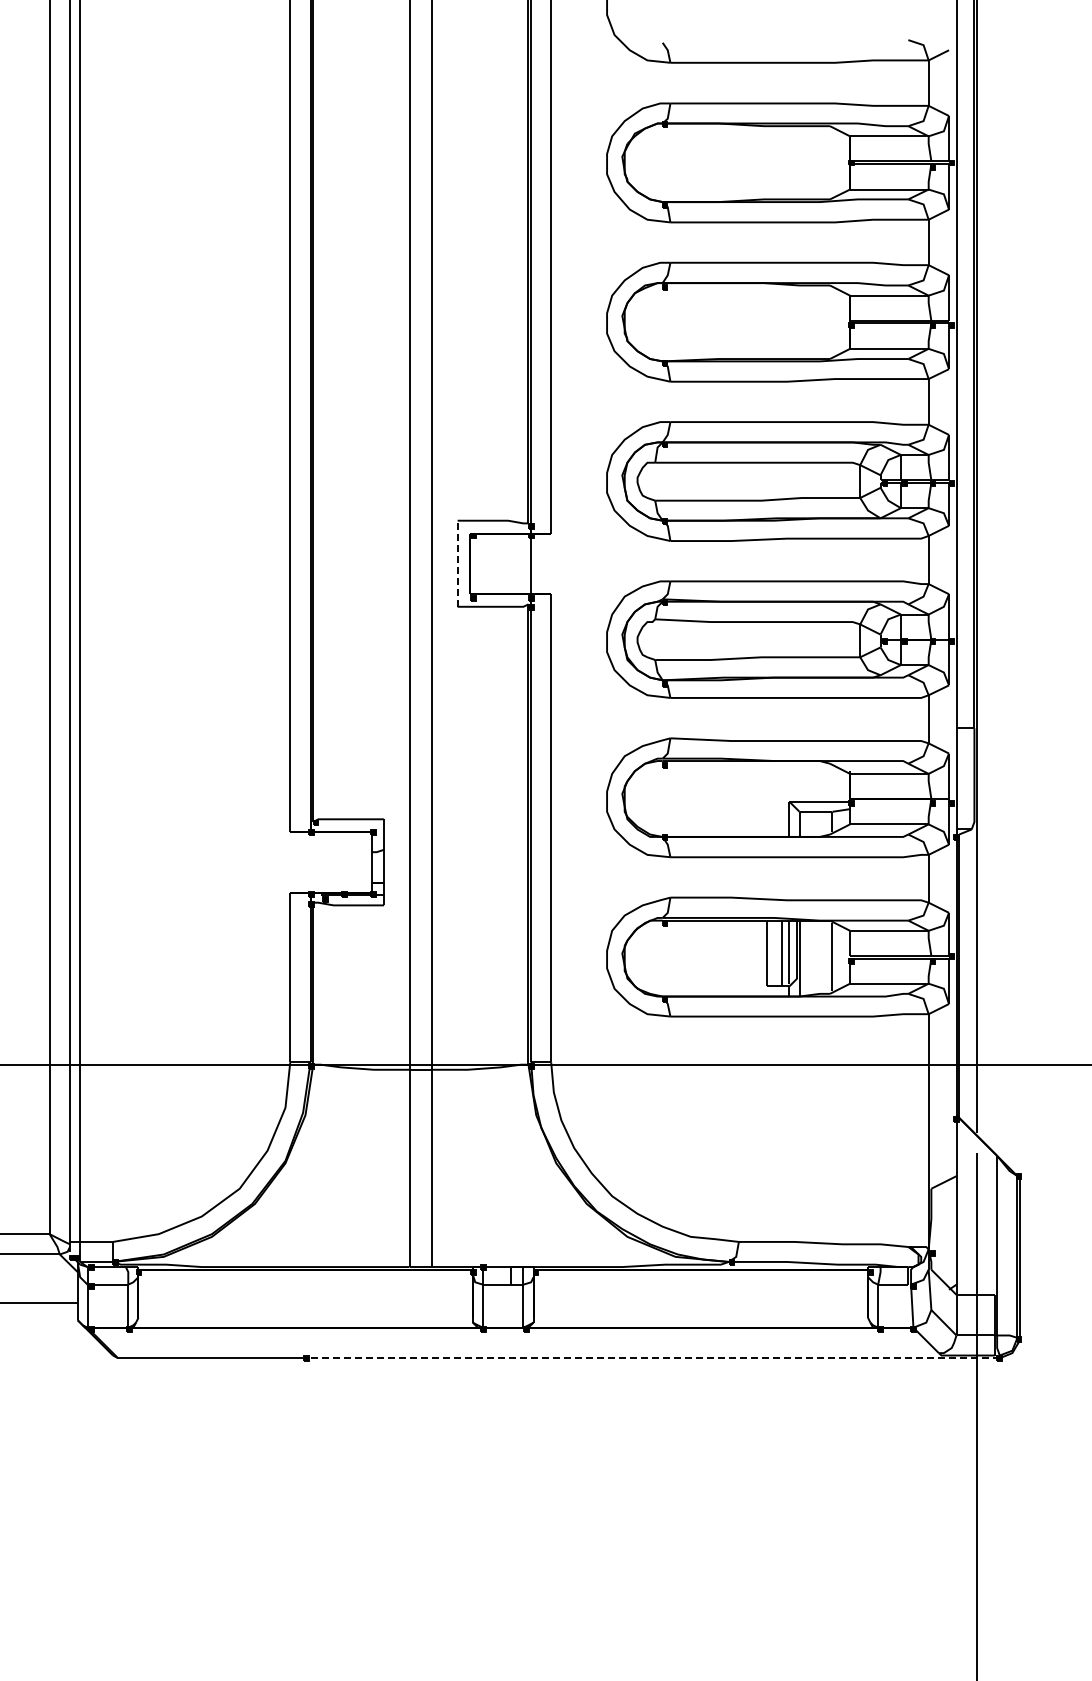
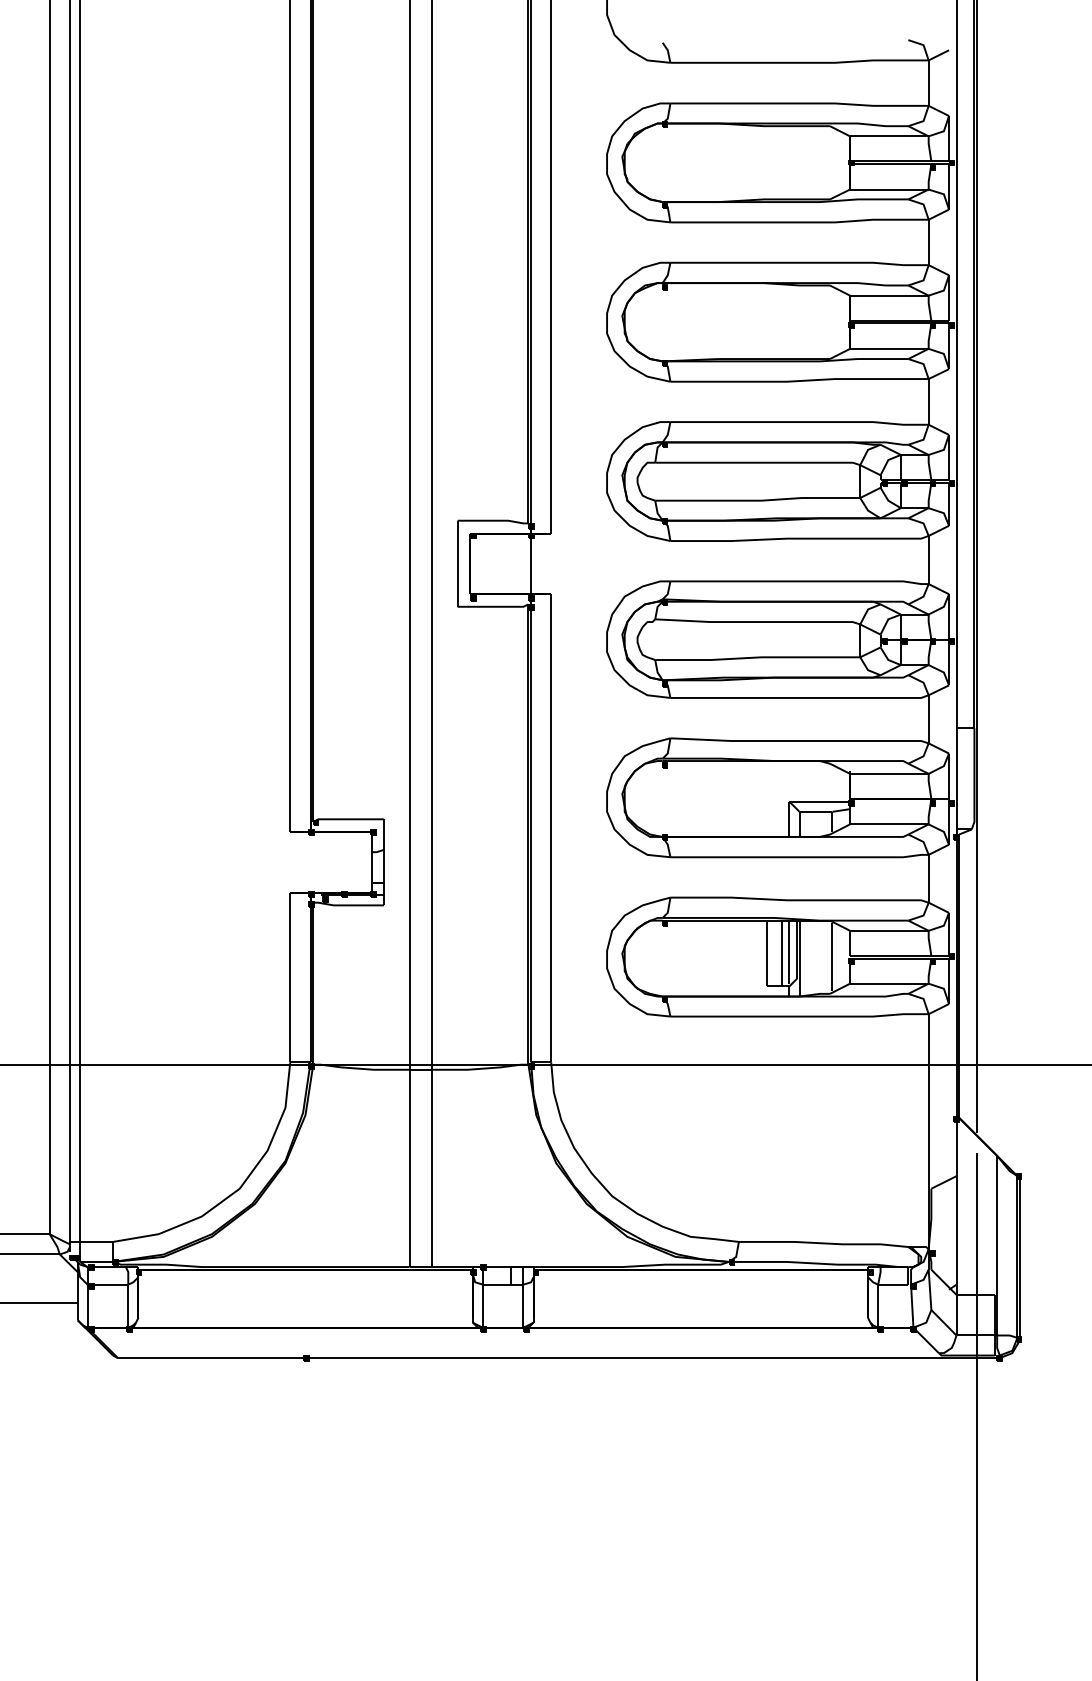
line: dashed -> solid (457, 563)
line: dashed -> solid (652, 1358)
